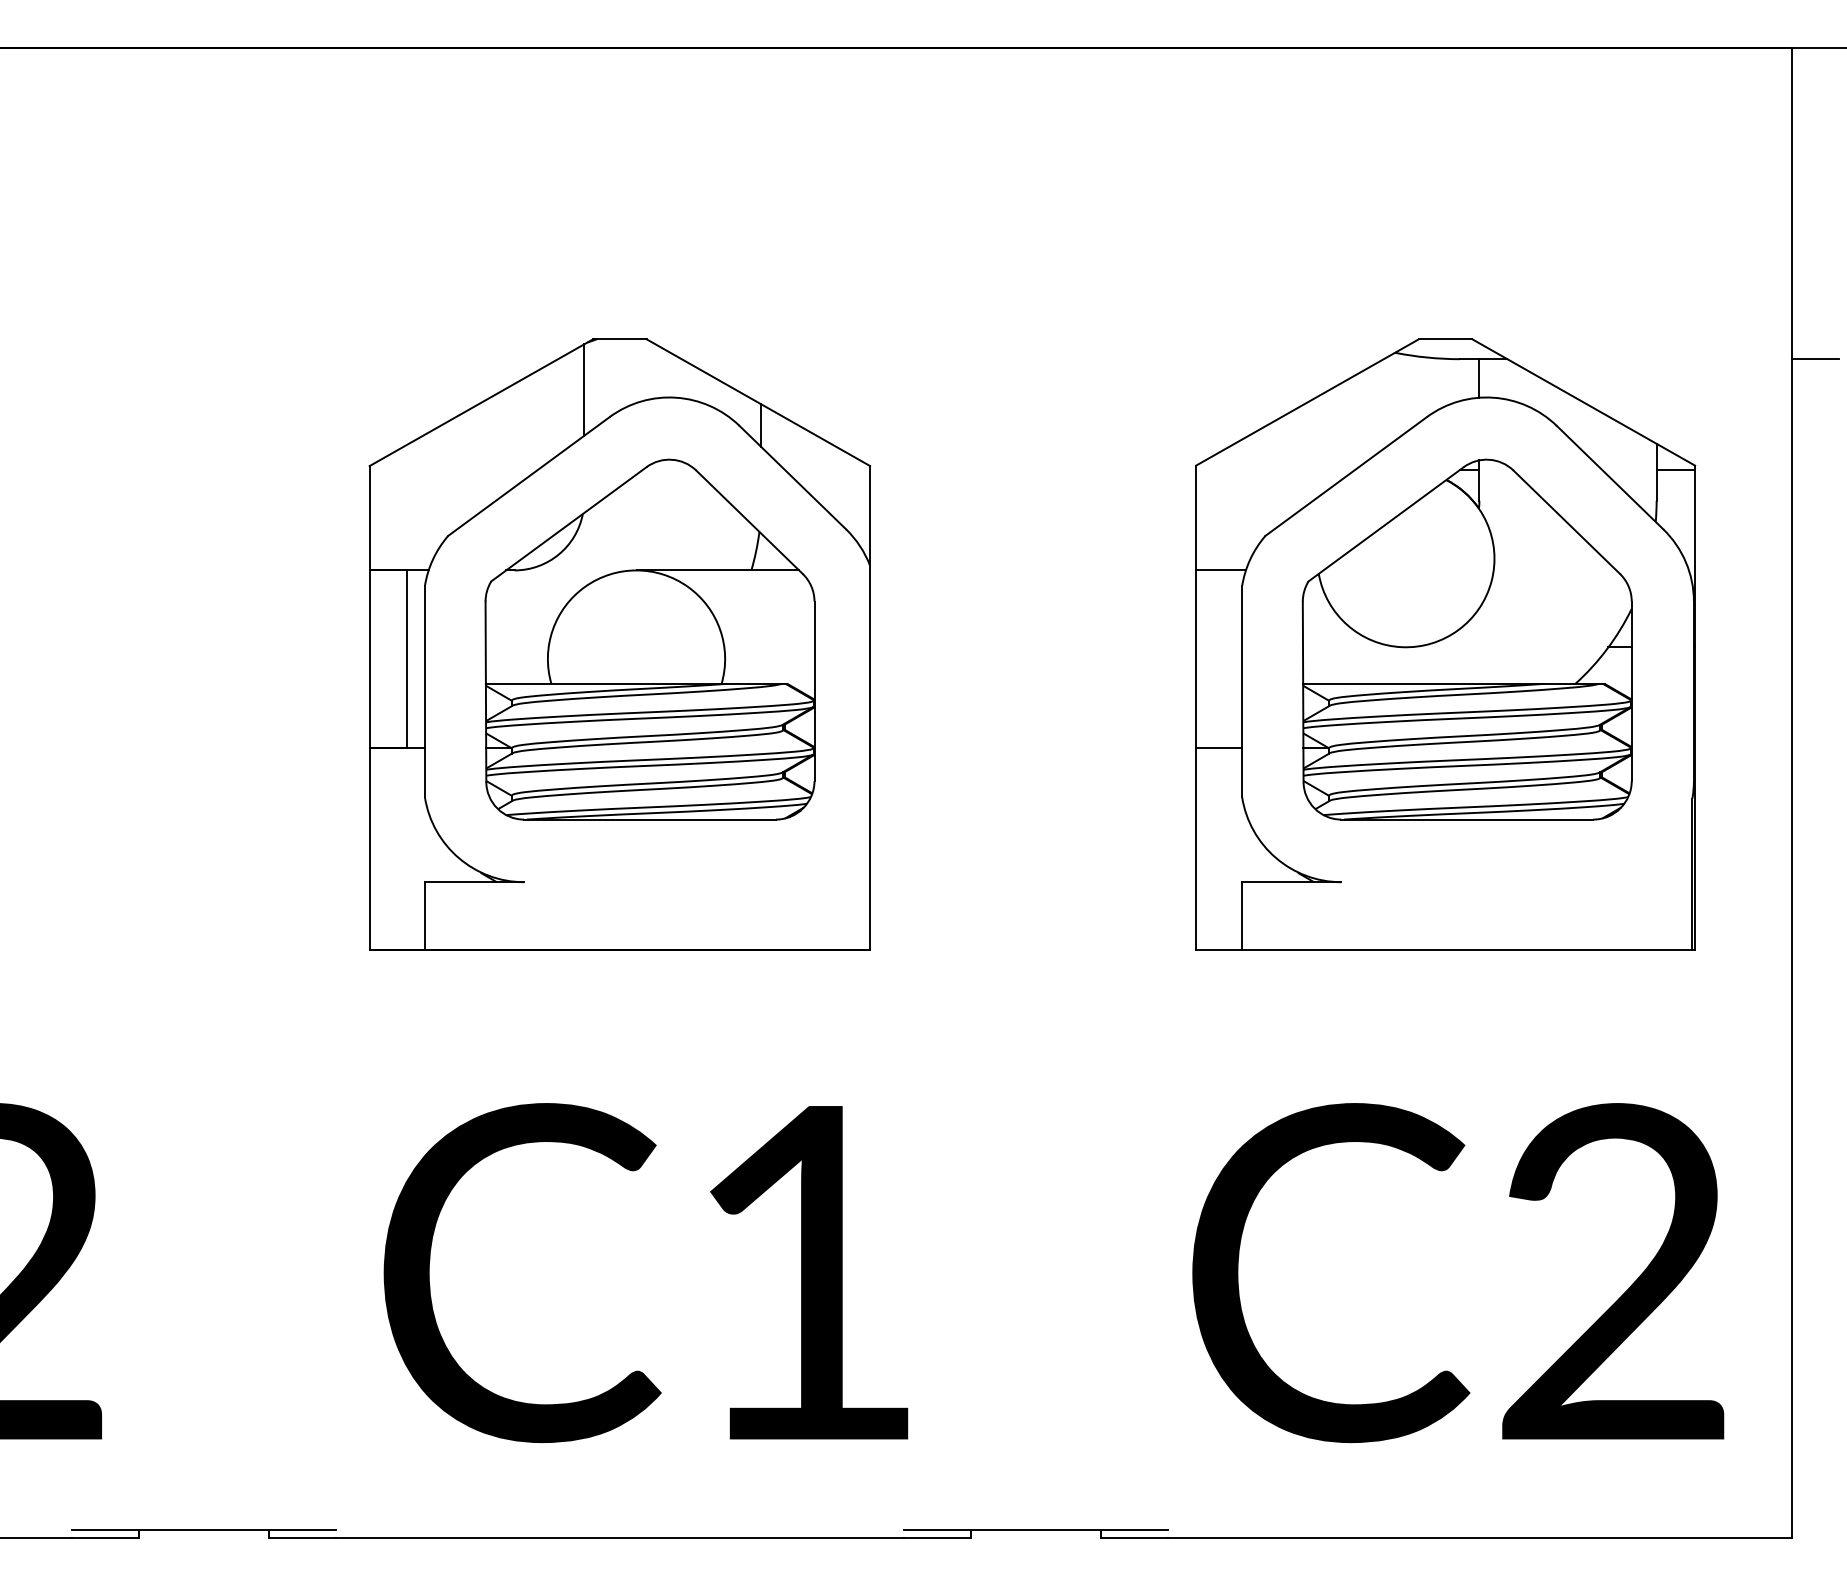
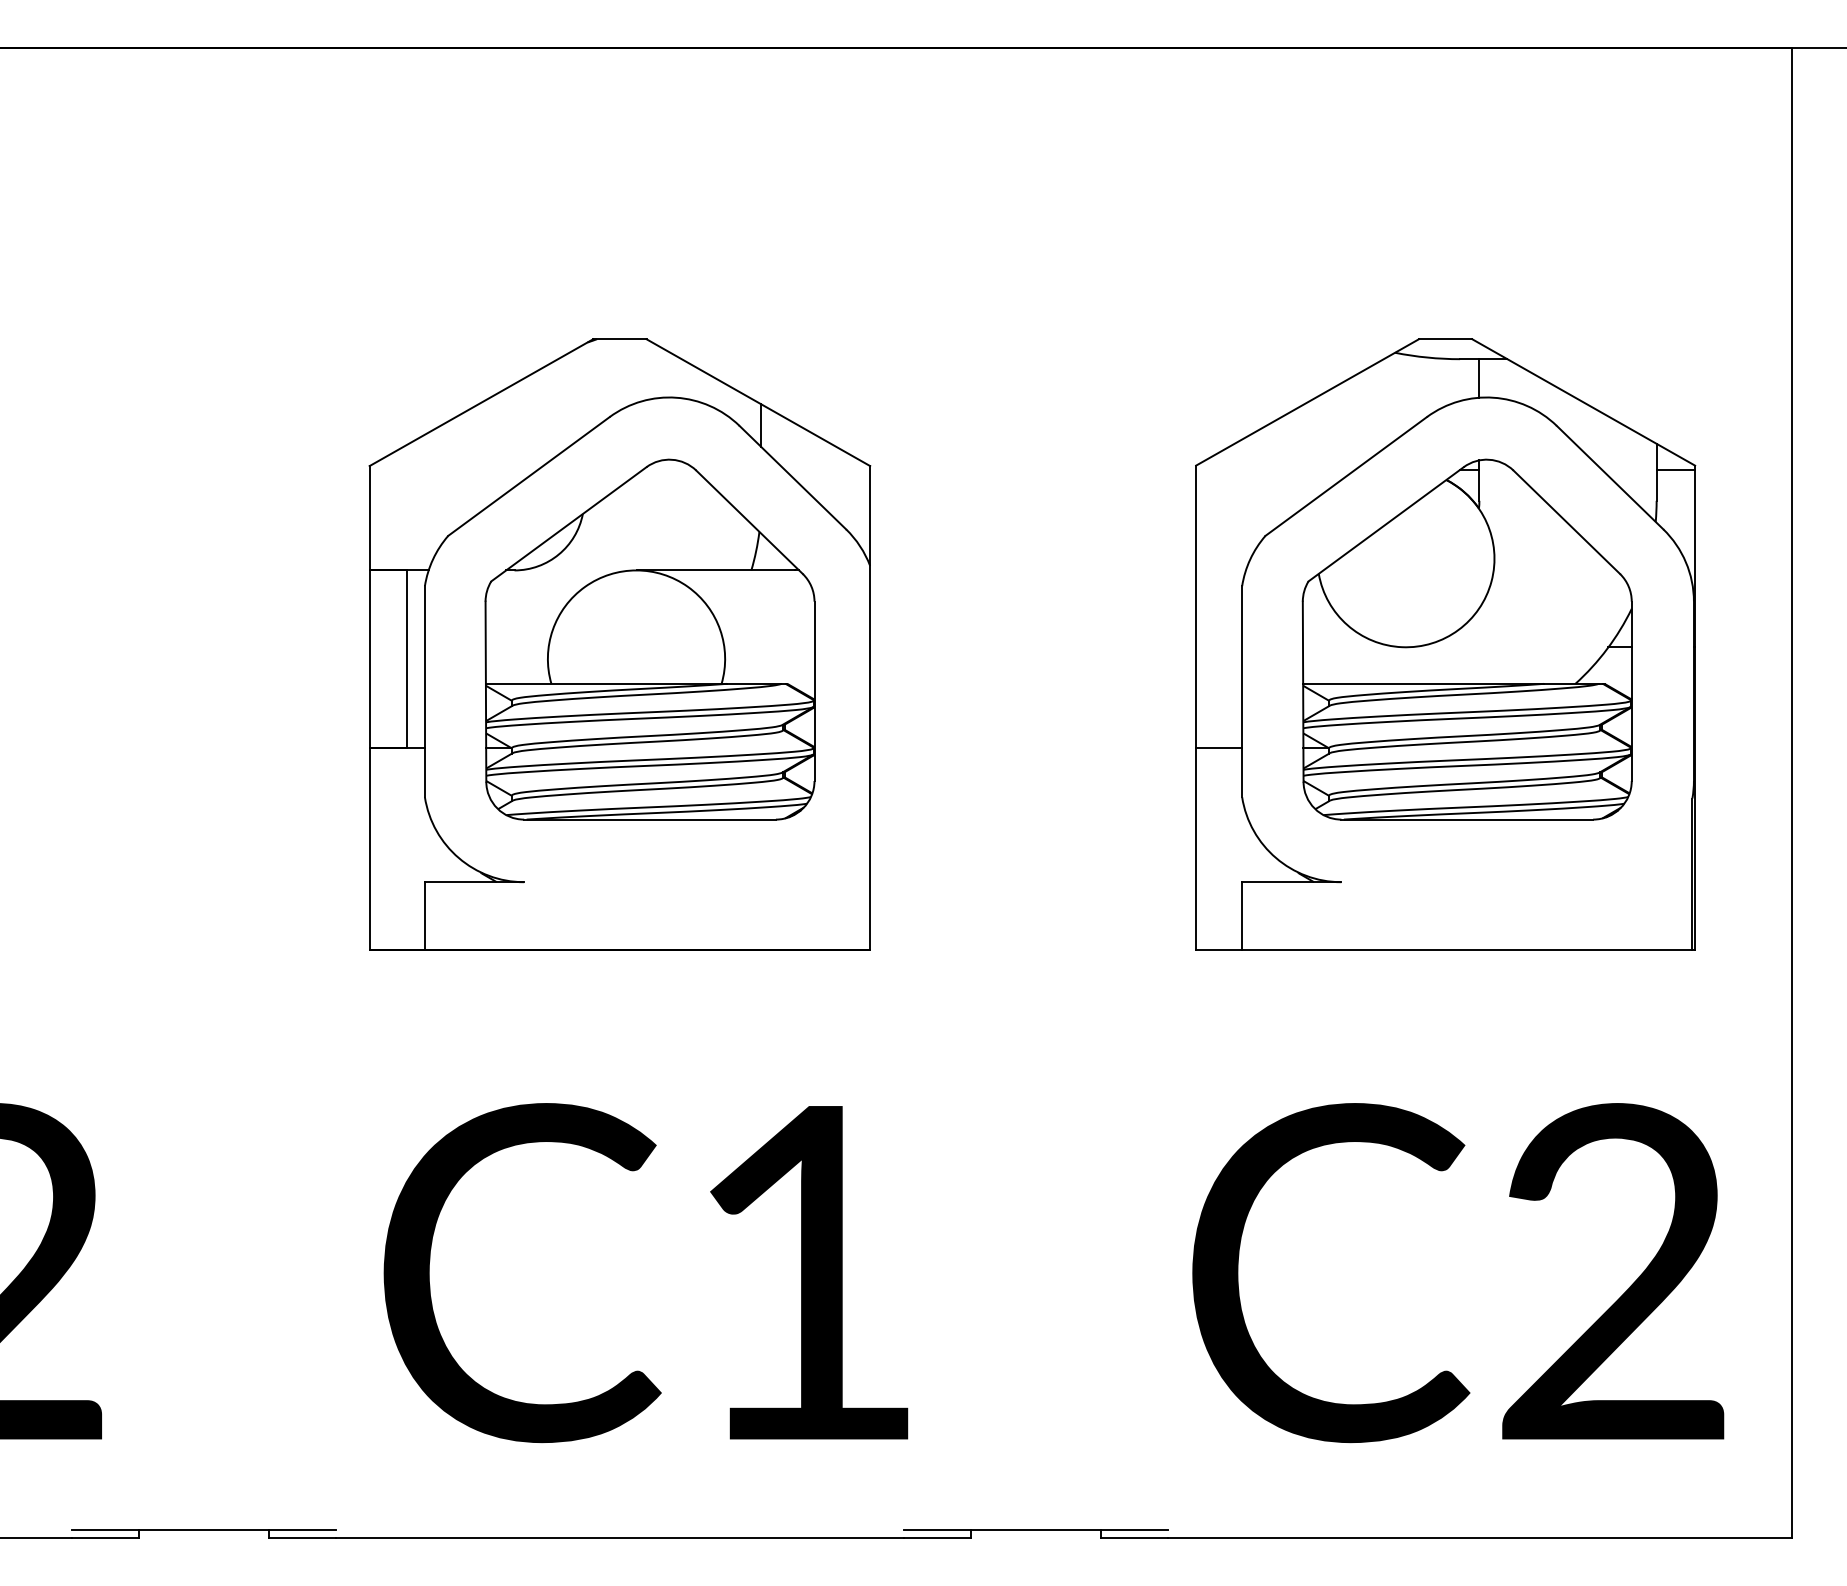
line: present -> none (1815, 359)
line: present -> none (584, 389)
line: present -> none (1220, 570)
